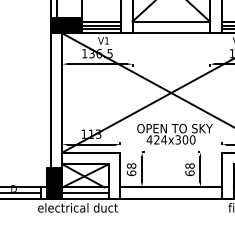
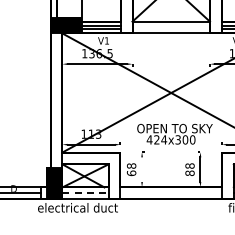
line: present -> none (142, 169)
text: 68 -> 88 (189, 173)
line: solid -> dashed (86, 193)
